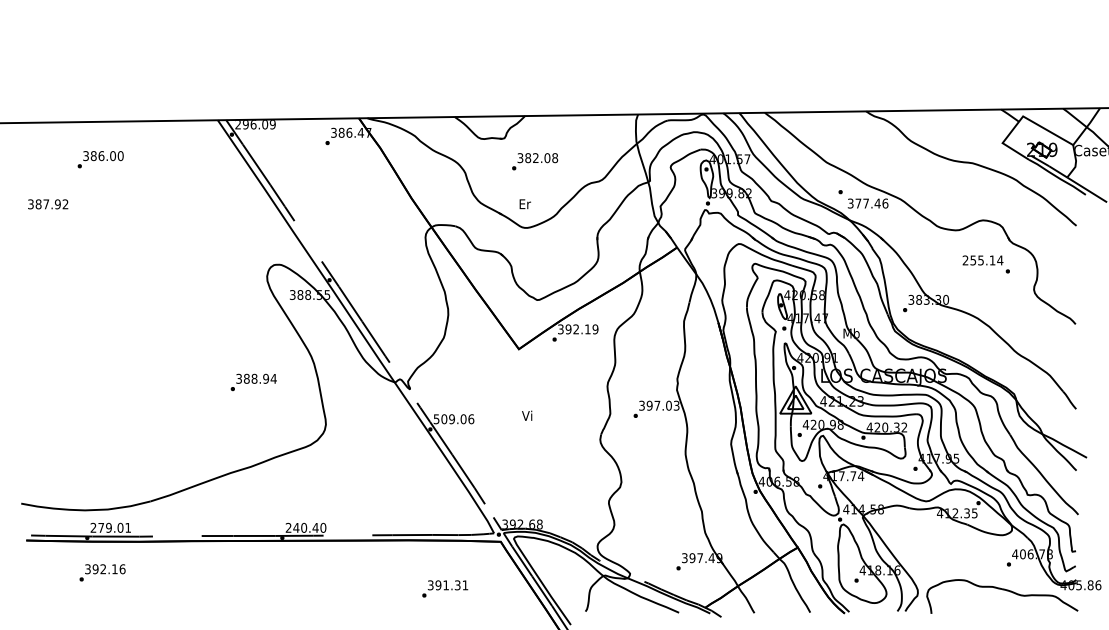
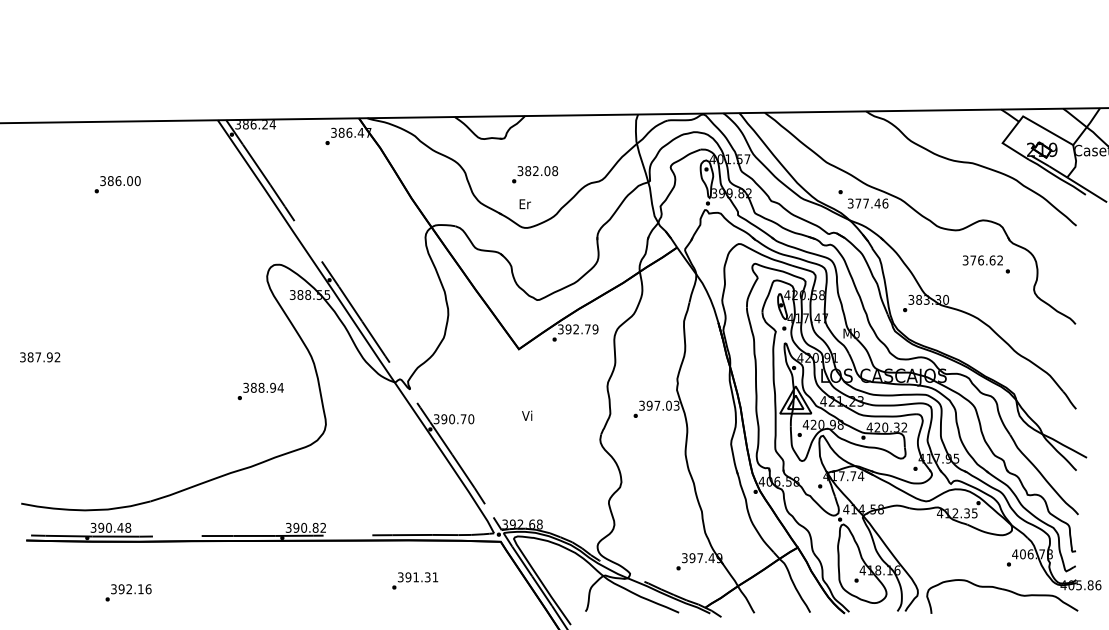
text: 296.09 -> 386.24 (255, 124)
text position: (100, 159) -> (117, 184) (117, 184)
text position: (535, 161) -> (535, 174) (535, 174)
text position: (48, 204) -> (40, 357) (40, 357)
text: 255.14 -> 376.62 (982, 260)
text: 392.19 -> 392.79 (587, 329)
text position: (253, 382) -> (260, 391) (260, 391)
text: 509.06 -> 390.70 (454, 419)
text: 279.01 -> 390.48 (110, 527)
text: 240.40 -> 390.82 (305, 527)
text position: (102, 572) -> (128, 592) (128, 592)
text position: (445, 588) -> (415, 580) (415, 580)
